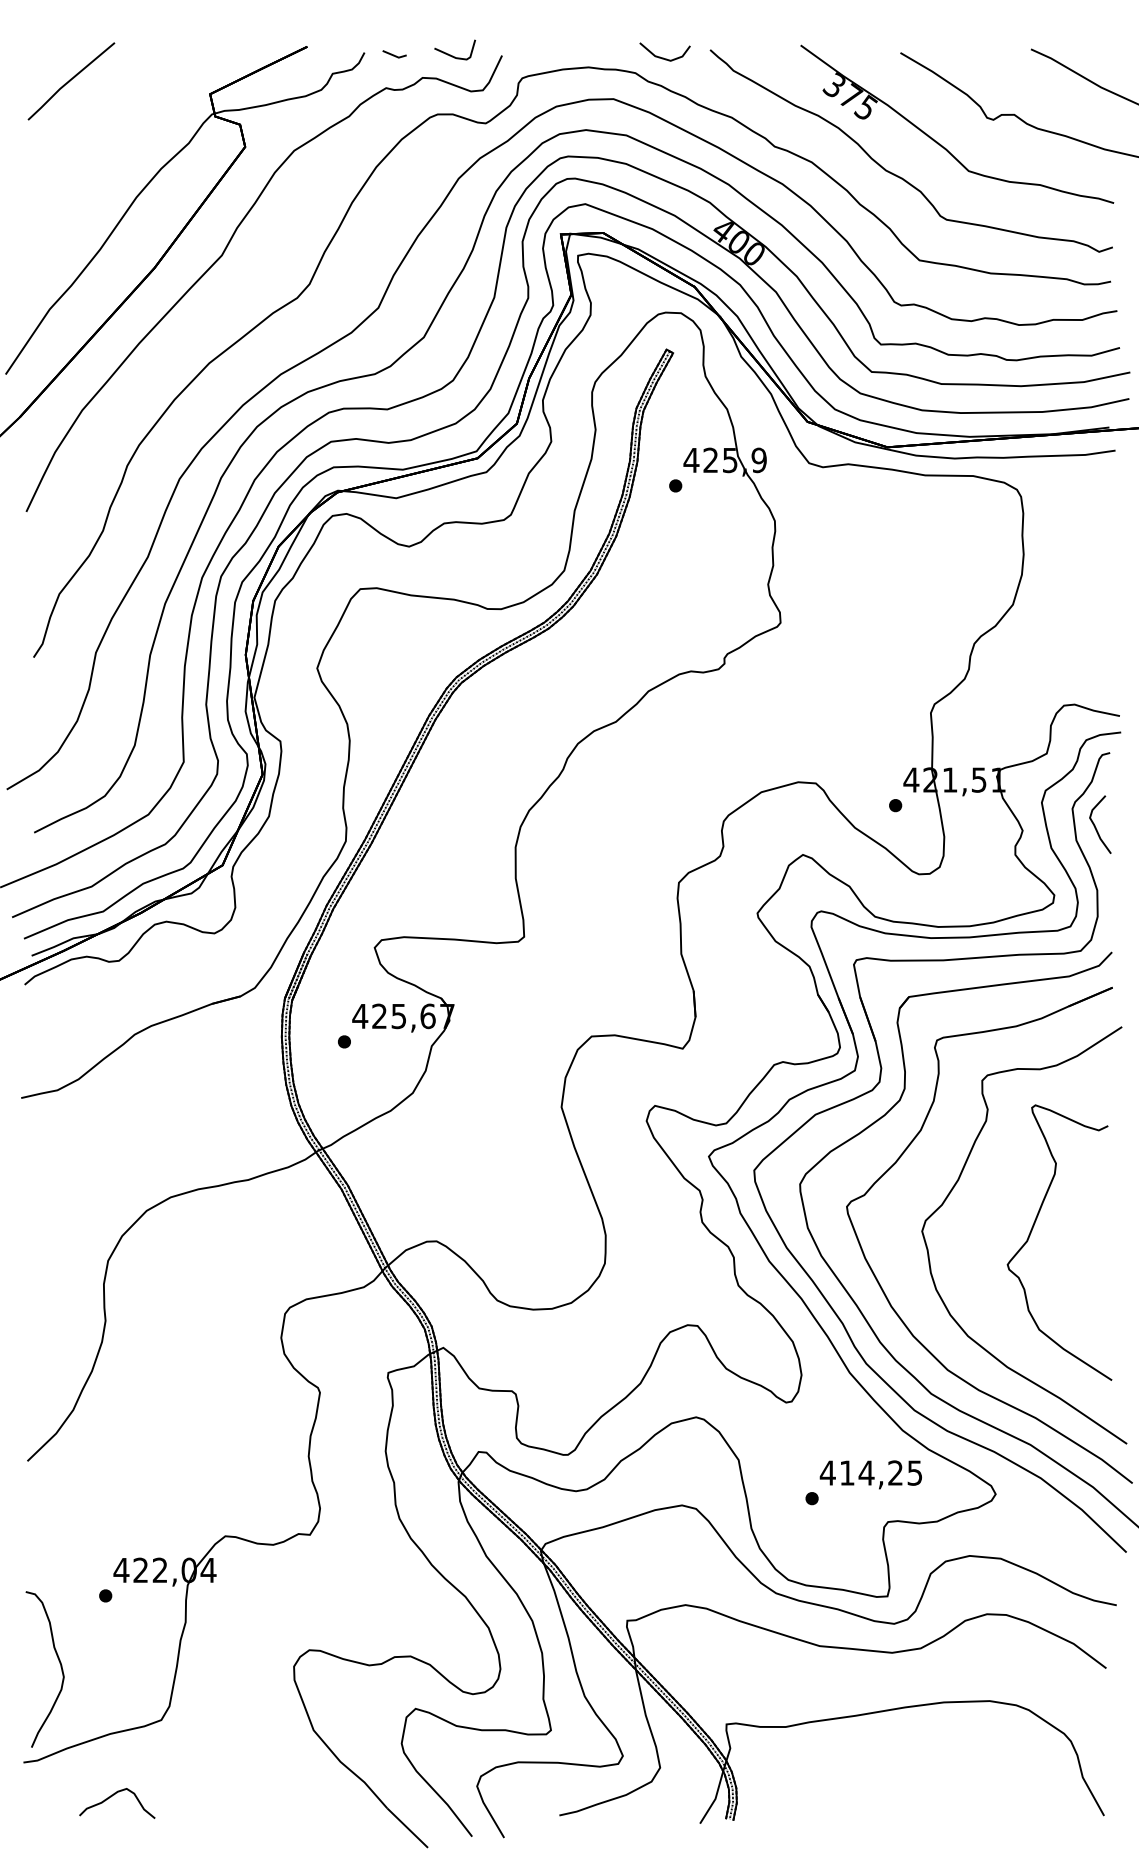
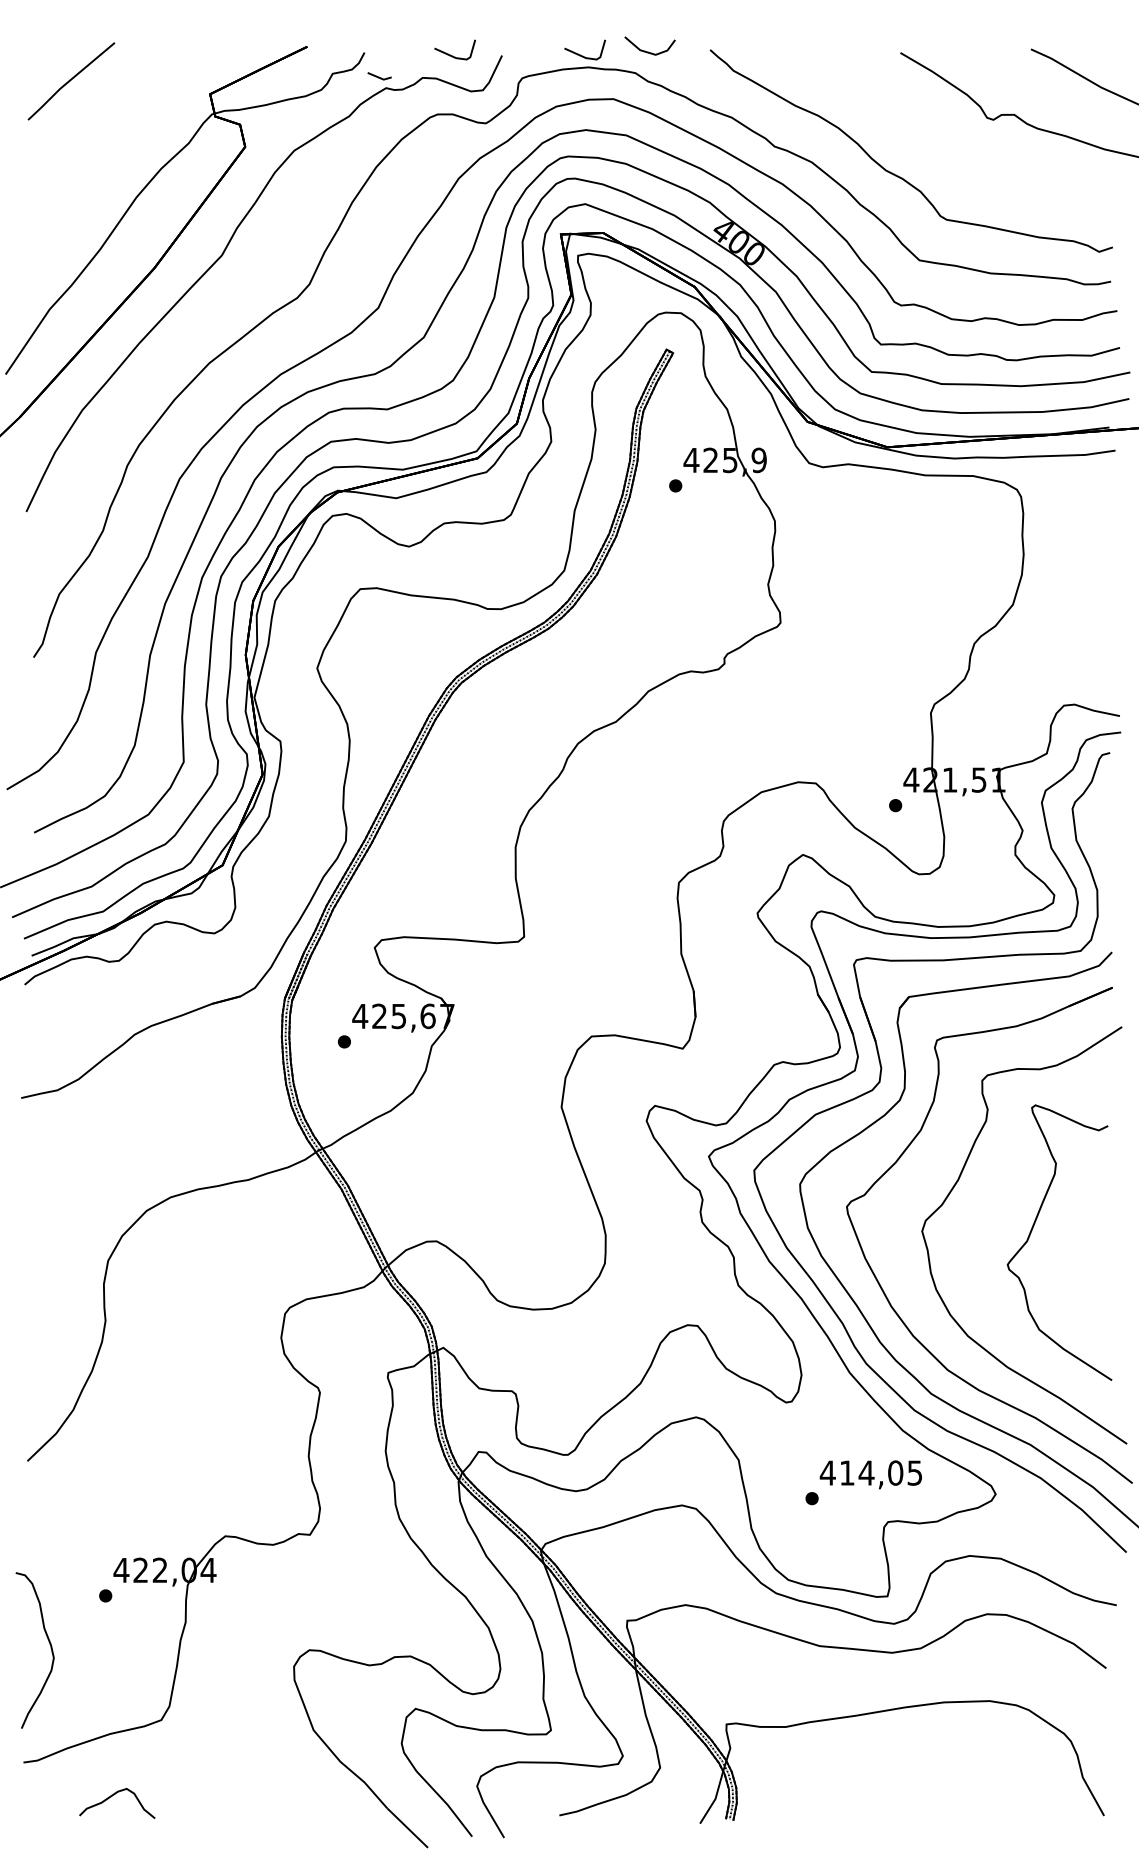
line position: (394, 54) -> (379, 76) (379, 76)
line: none -> present (582, 55)
line position: (663, 57) -> (648, 51) (648, 51)
part: present -> none (941, 144)
curve: present -> none (1096, 827)
text: 414,25 -> 414,05 (895, 1472)
curve position: (60, 1667) -> (50, 1648) (50, 1648)
